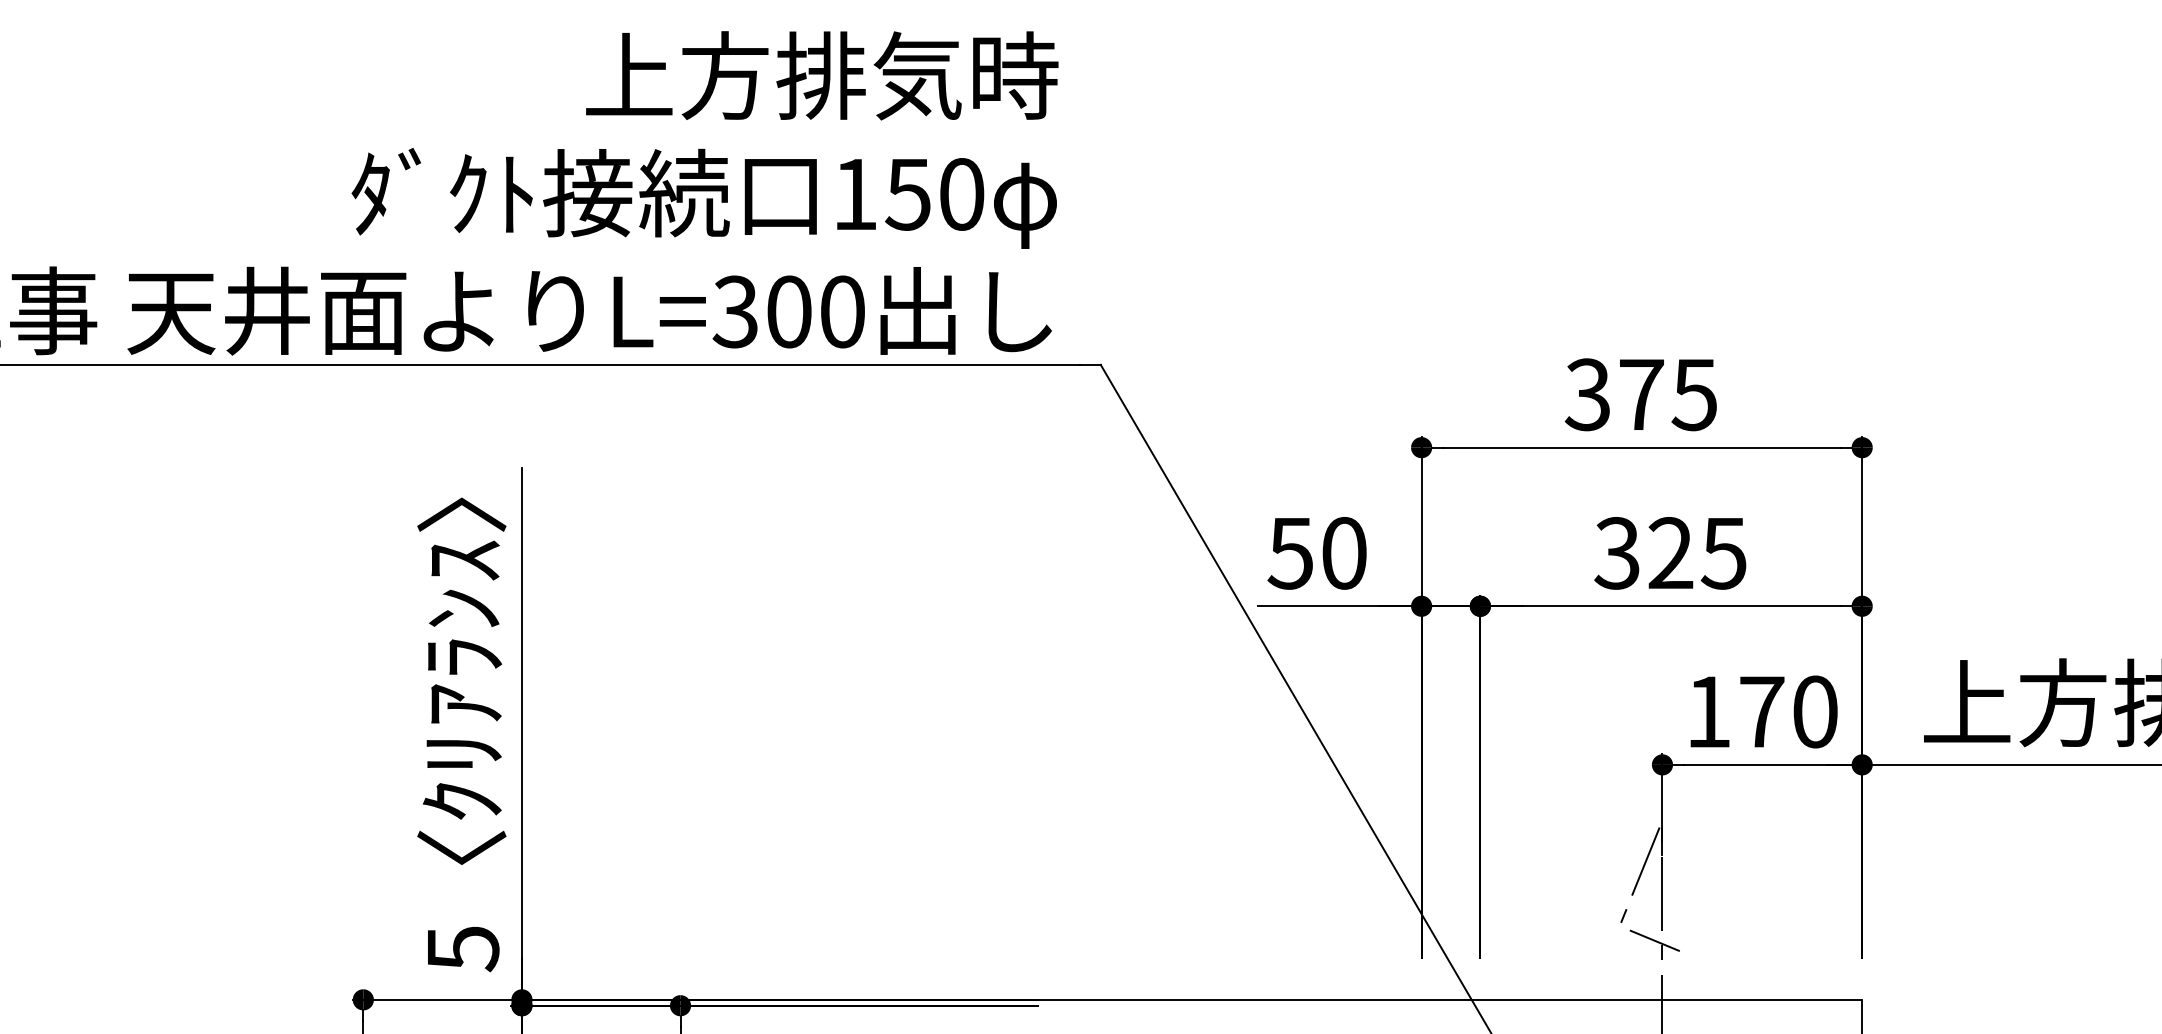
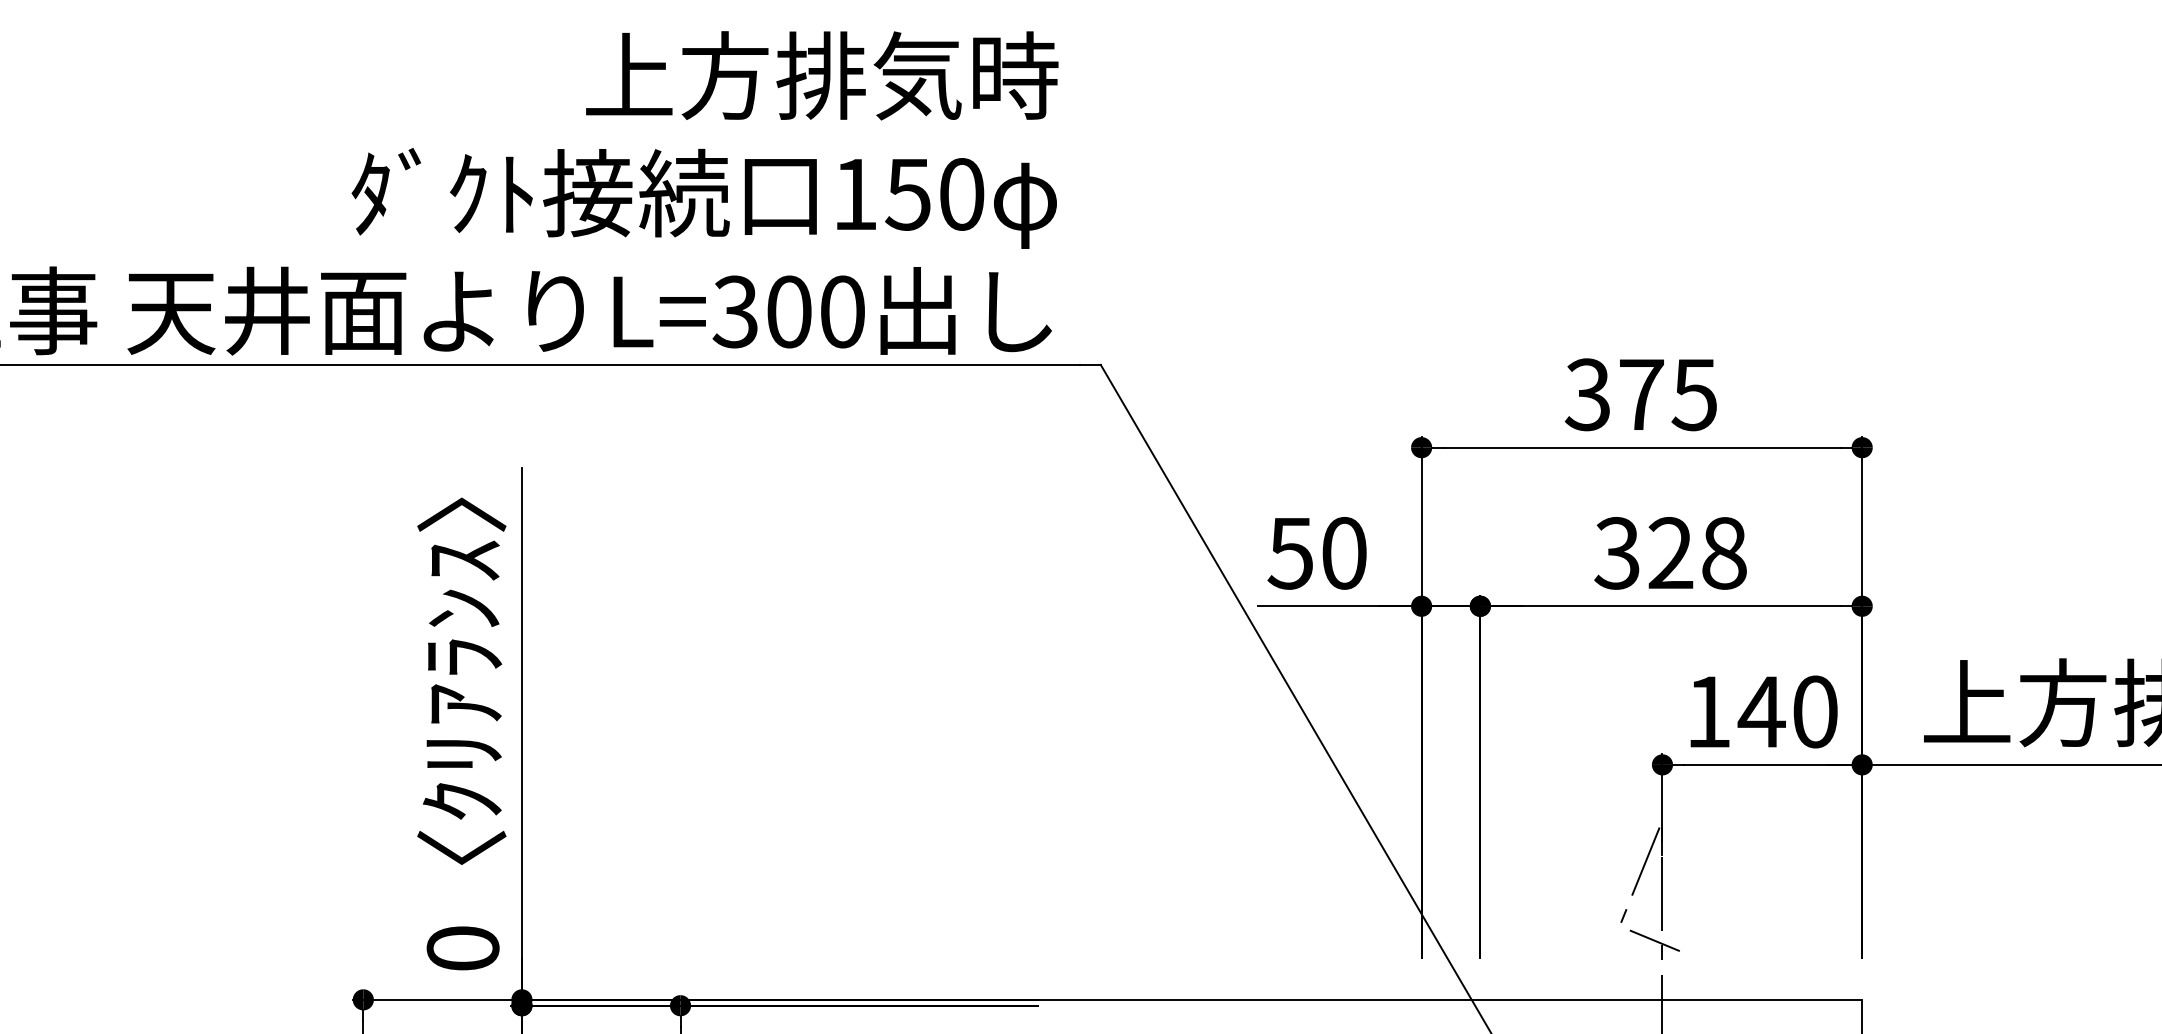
text: 325 -> 328 (1723, 553)
text: 170 -> 140 (1761, 711)
text: 5 -> 0 (462, 949)
